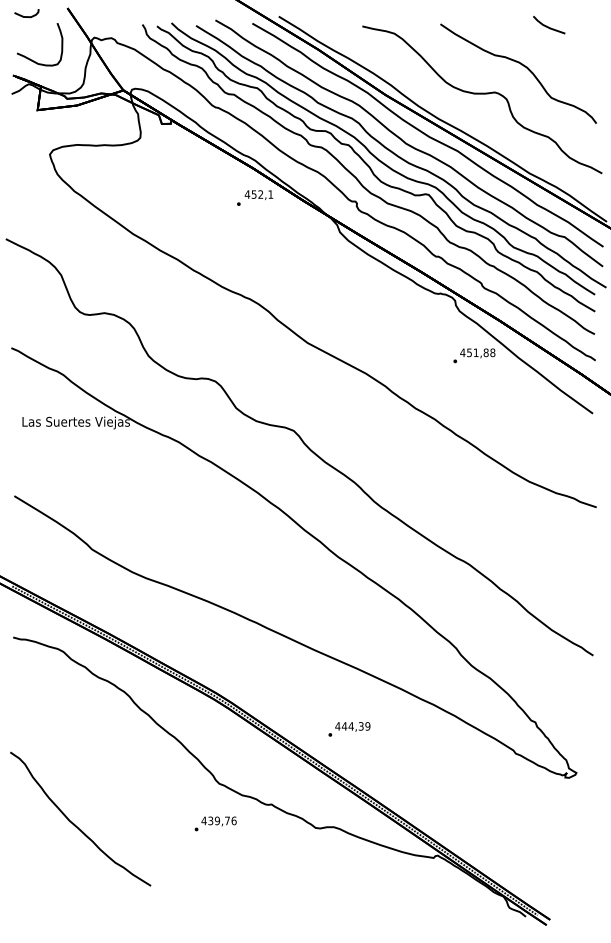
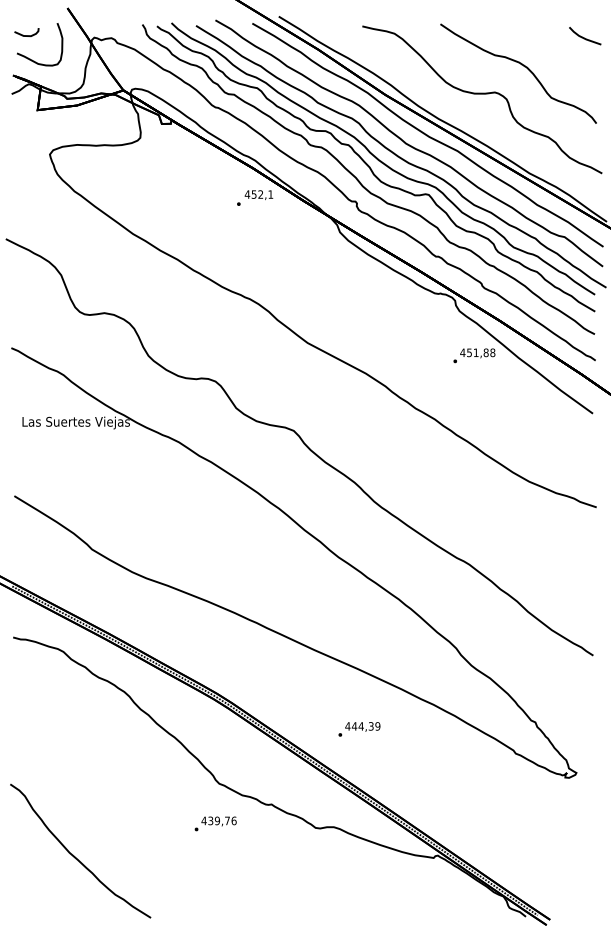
curve position: (26, 16) -> (26, 35) (26, 35)
line position: (548, 26) -> (584, 37) (584, 37)
text position: (349, 729) -> (359, 729) (359, 729)
curve position: (74, 823) -> (74, 855) (74, 855)
